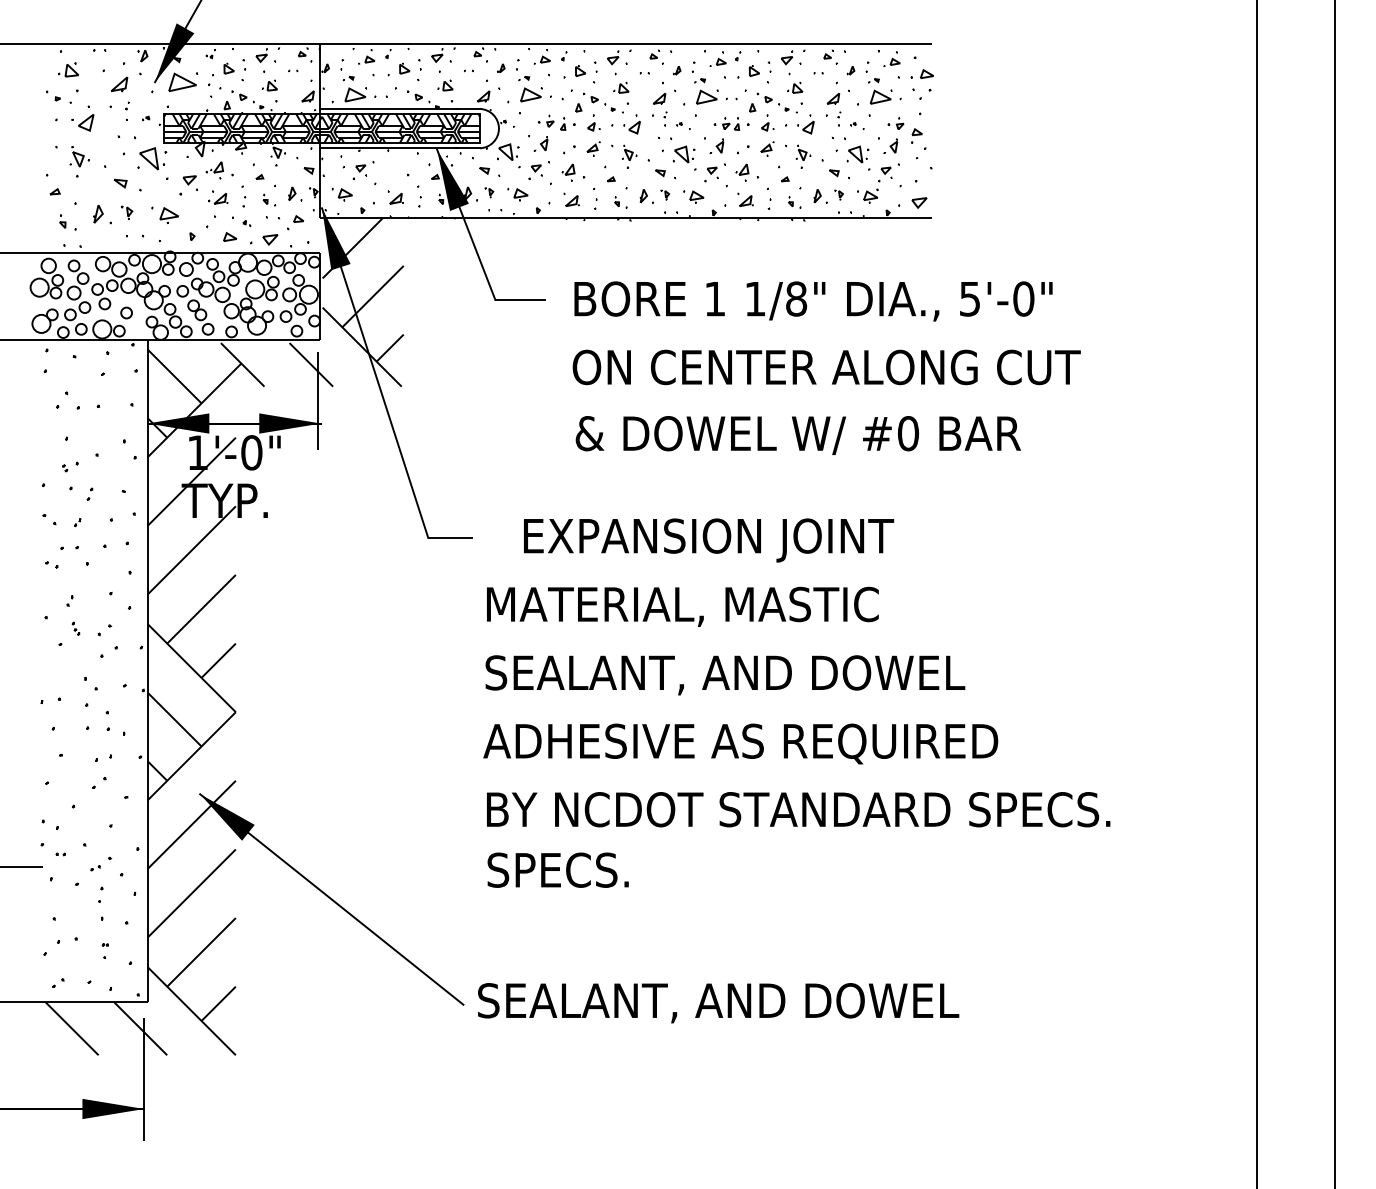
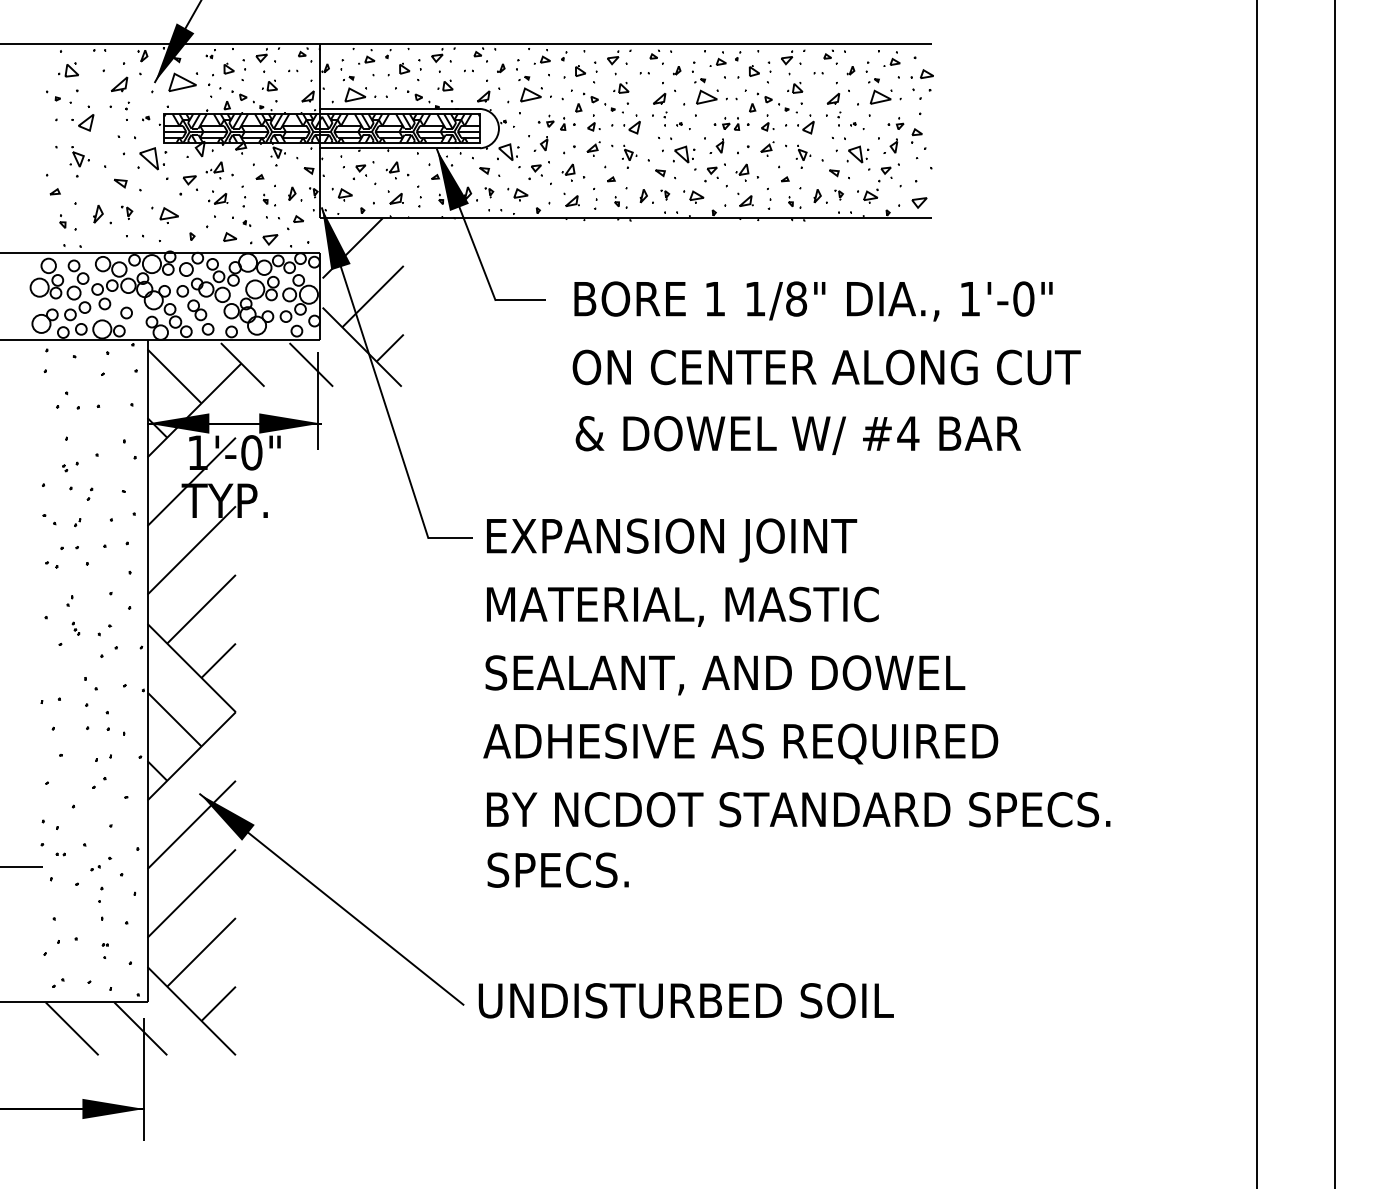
part: none -> present (392, 170)
text: 5'-0" -> 1'-0" (969, 299)
text: #0 -> #4 (908, 433)
text position: (709, 540) -> (672, 540) (672, 540)
text: SEALANT, AND DOWEL -> UNDISTURBED SOIL (718, 1003)
